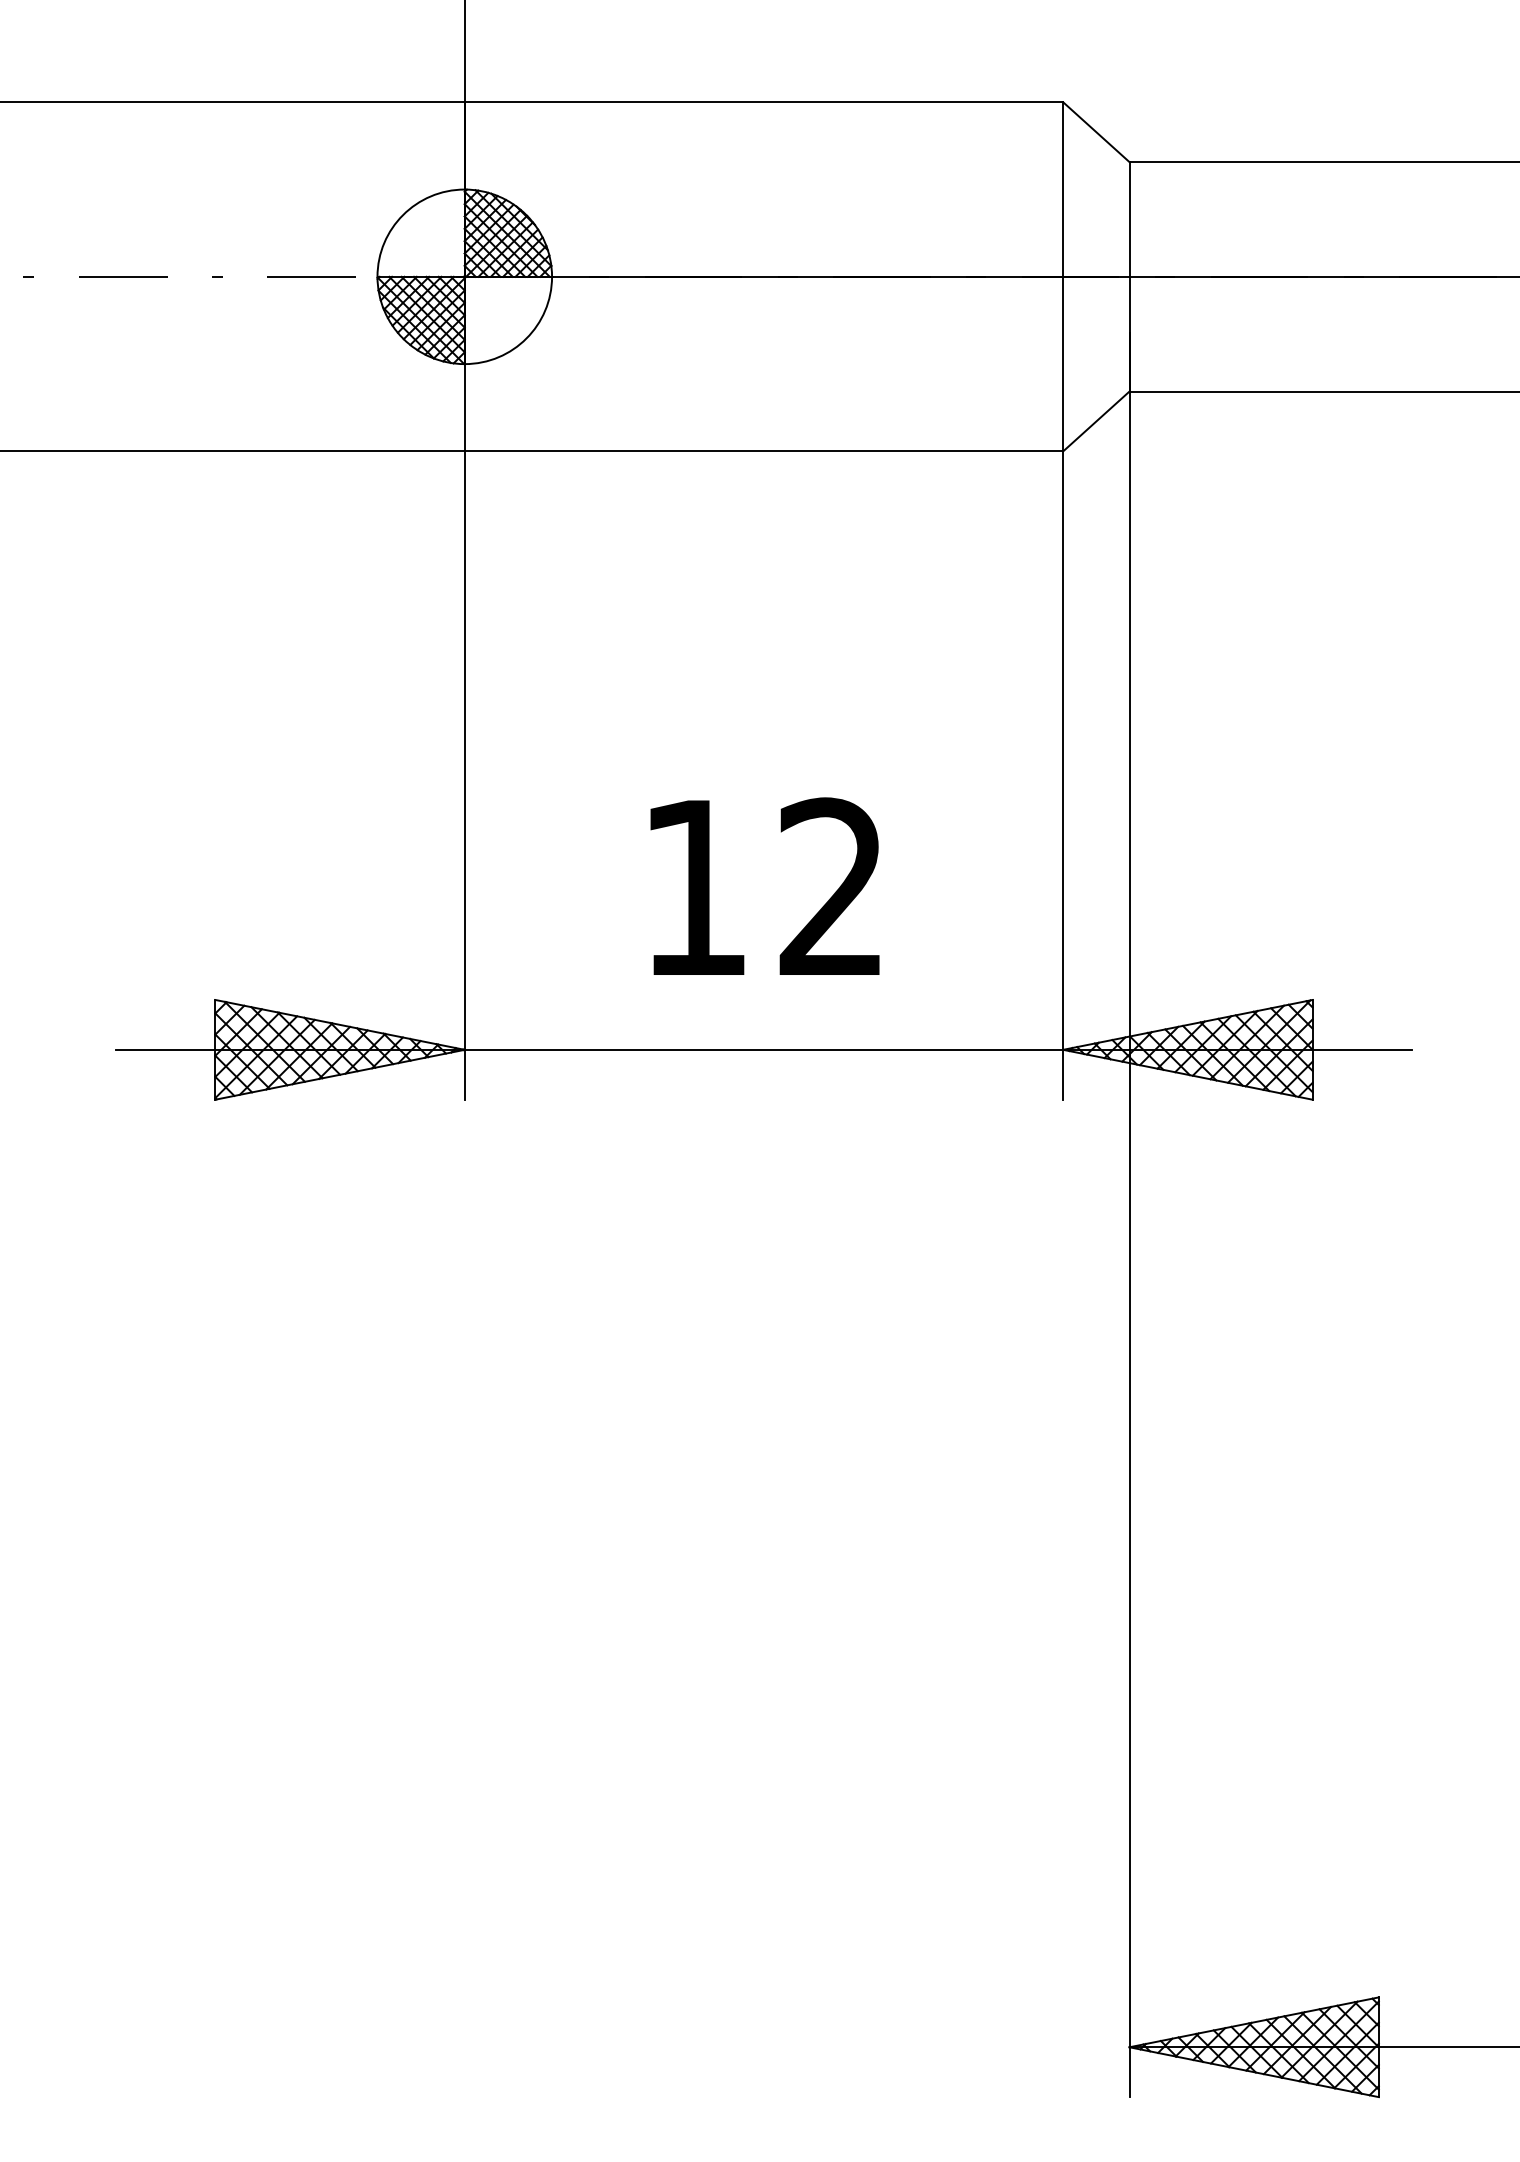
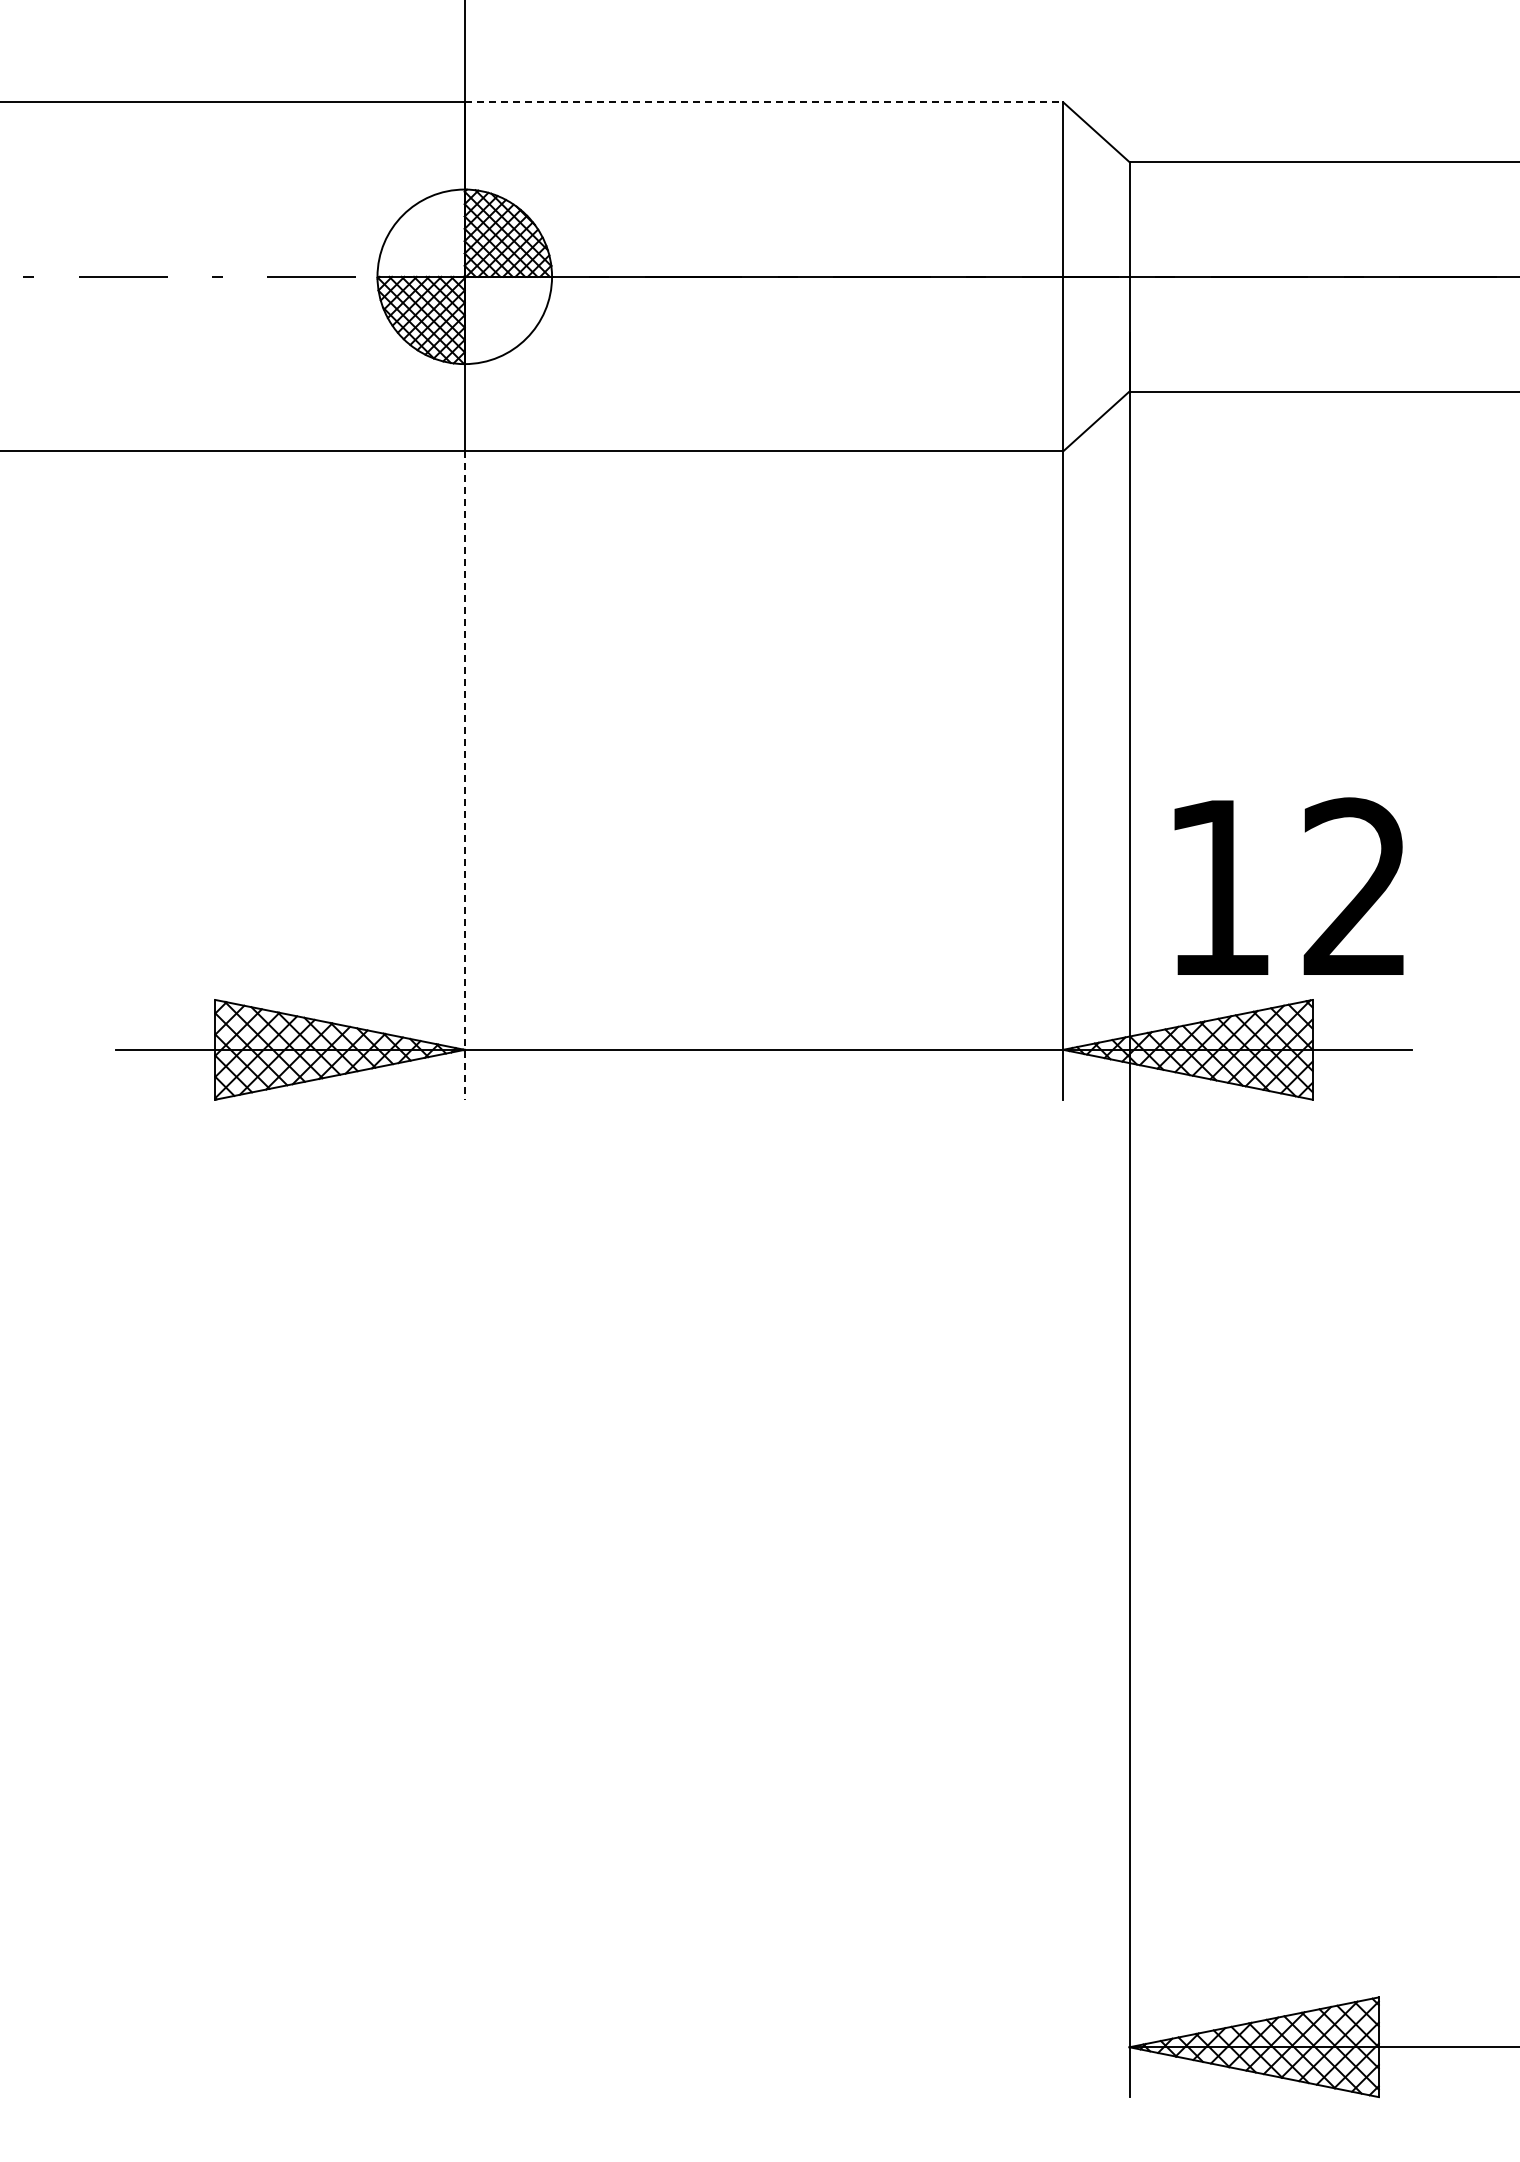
line: solid -> dashed (764, 102)
line: solid -> dashed (464, 776)
text position: (764, 885) -> (1288, 885) (1288, 885)
